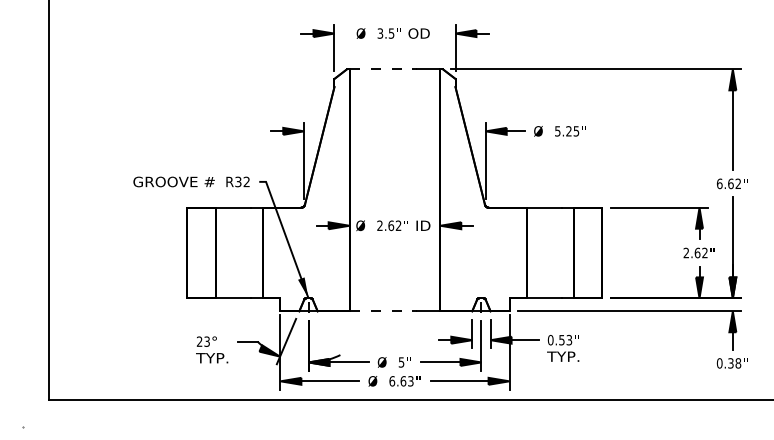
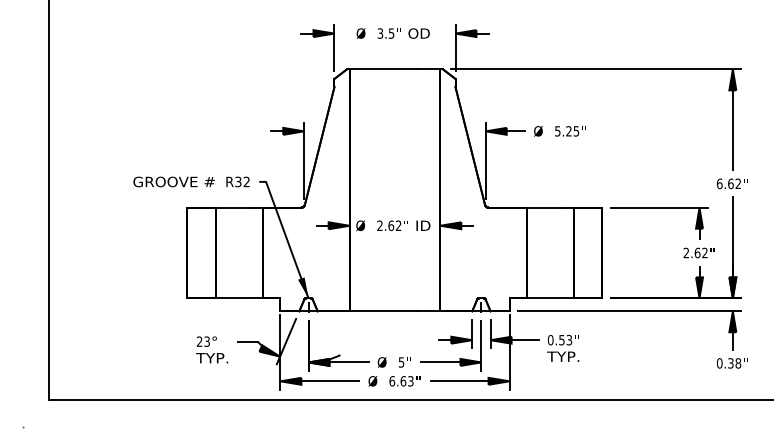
line: dashed -> solid (383, 69)
line: dashed -> solid (383, 311)
